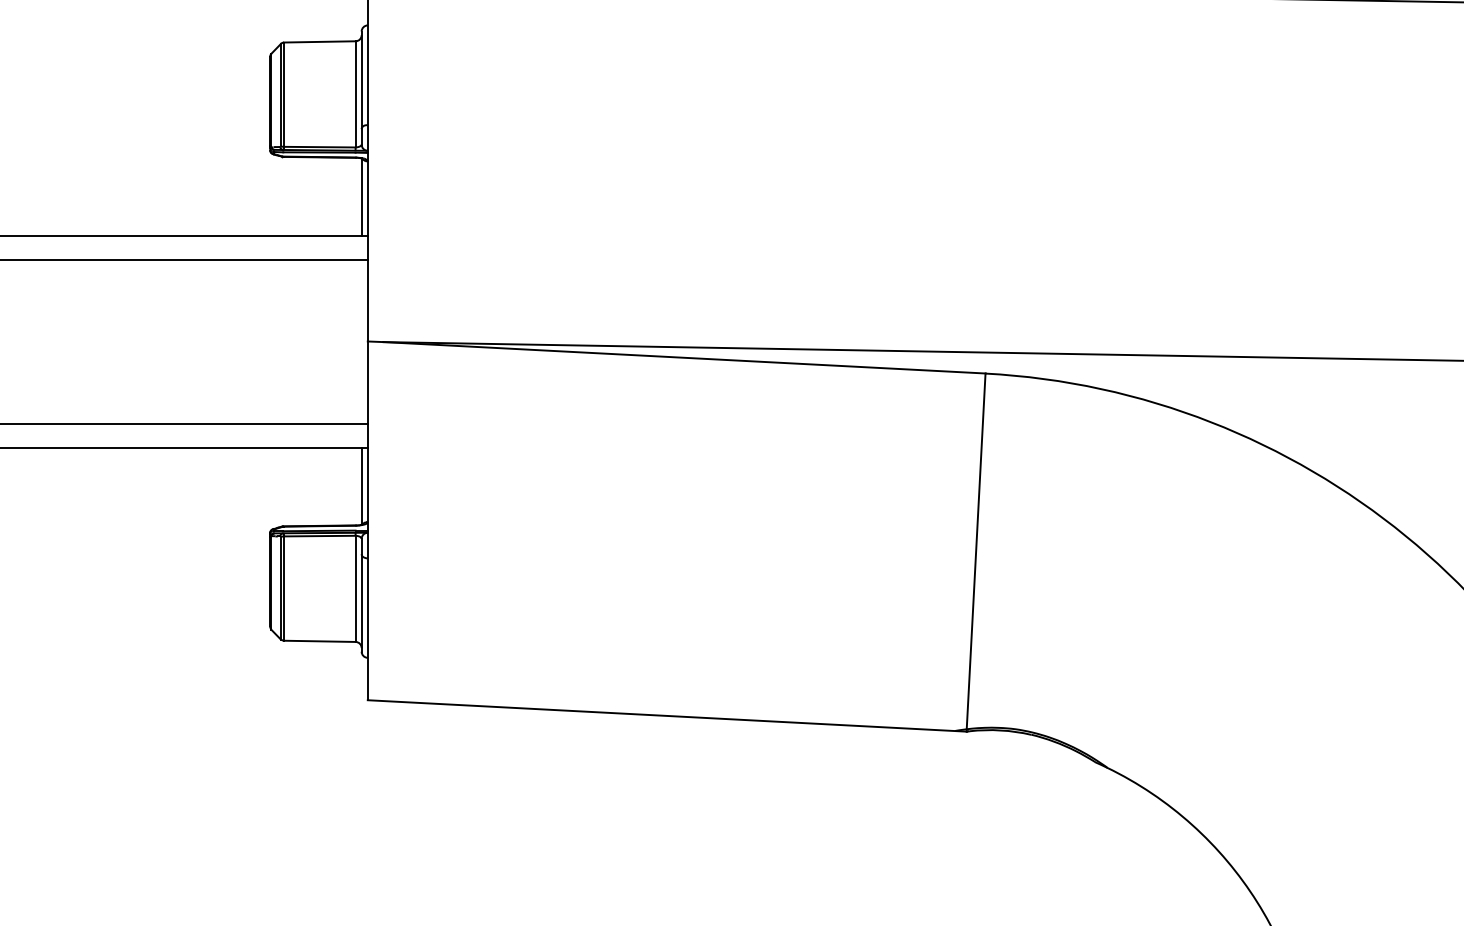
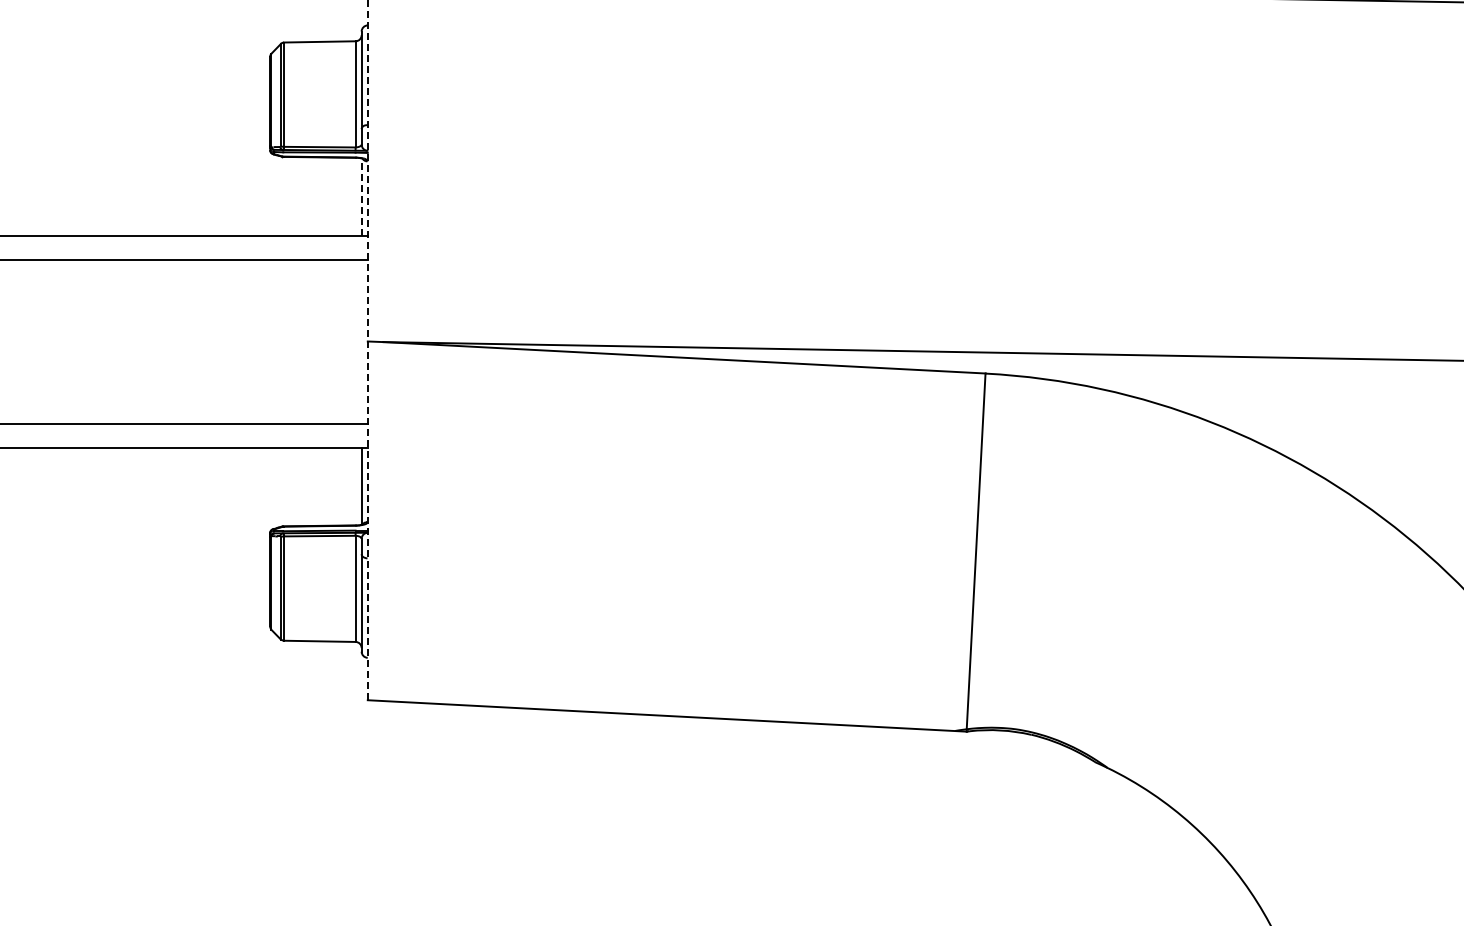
line: solid -> dashed (361, 197)
line: solid -> dashed (367, 350)
